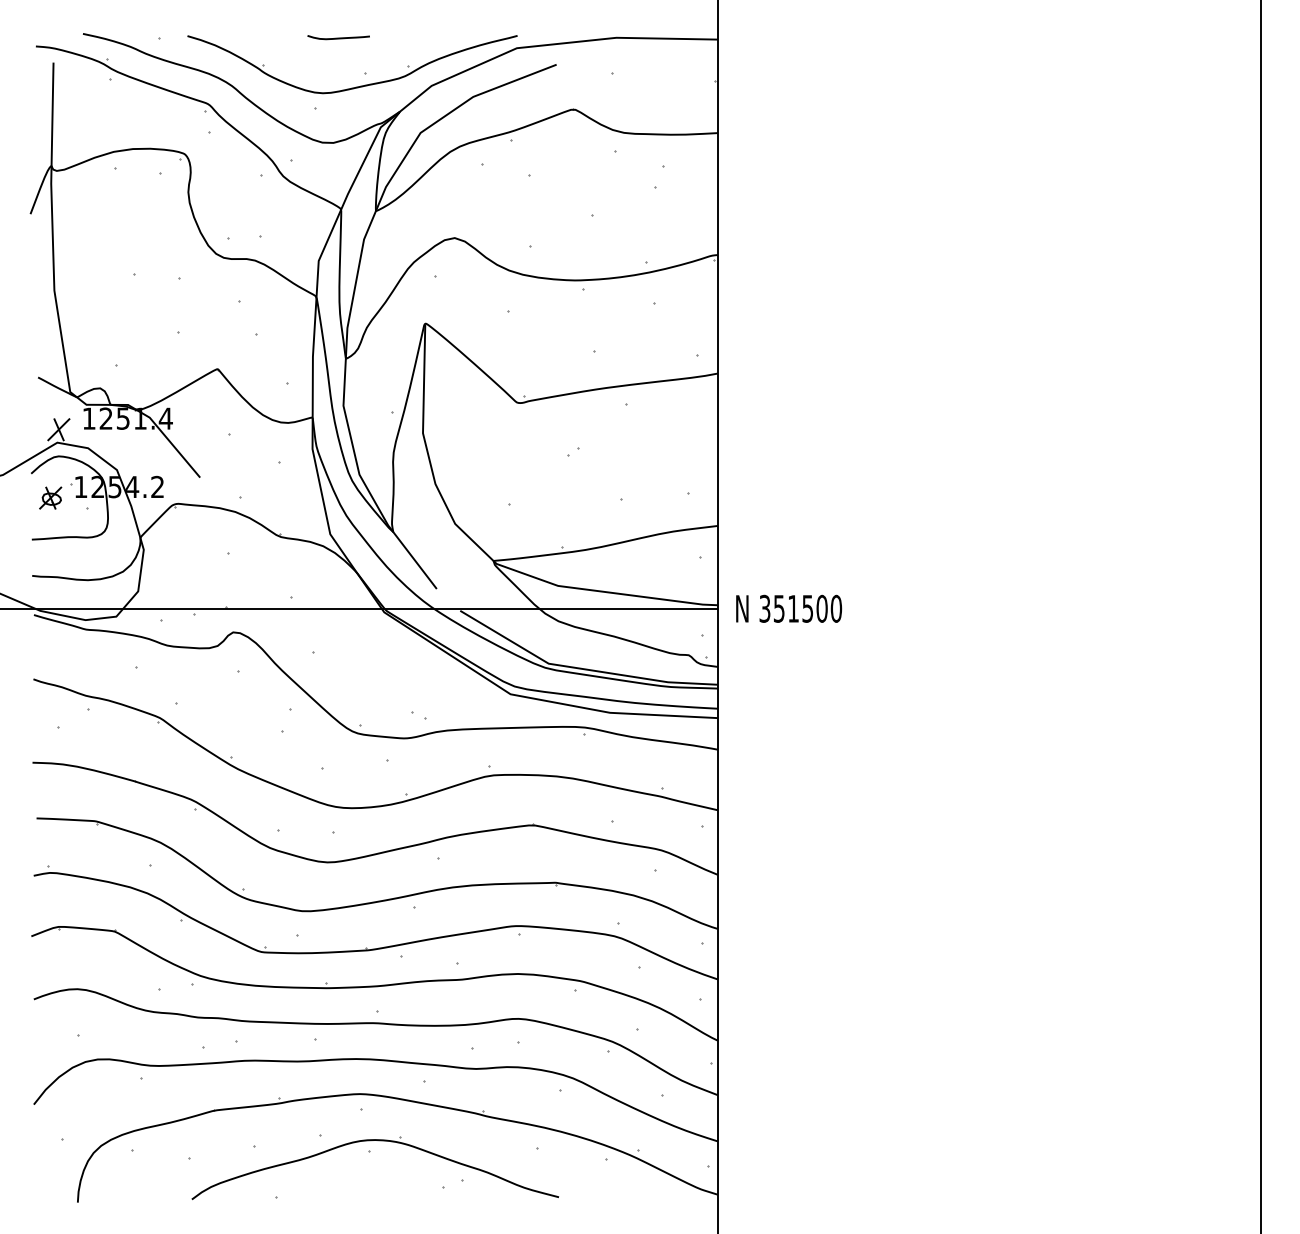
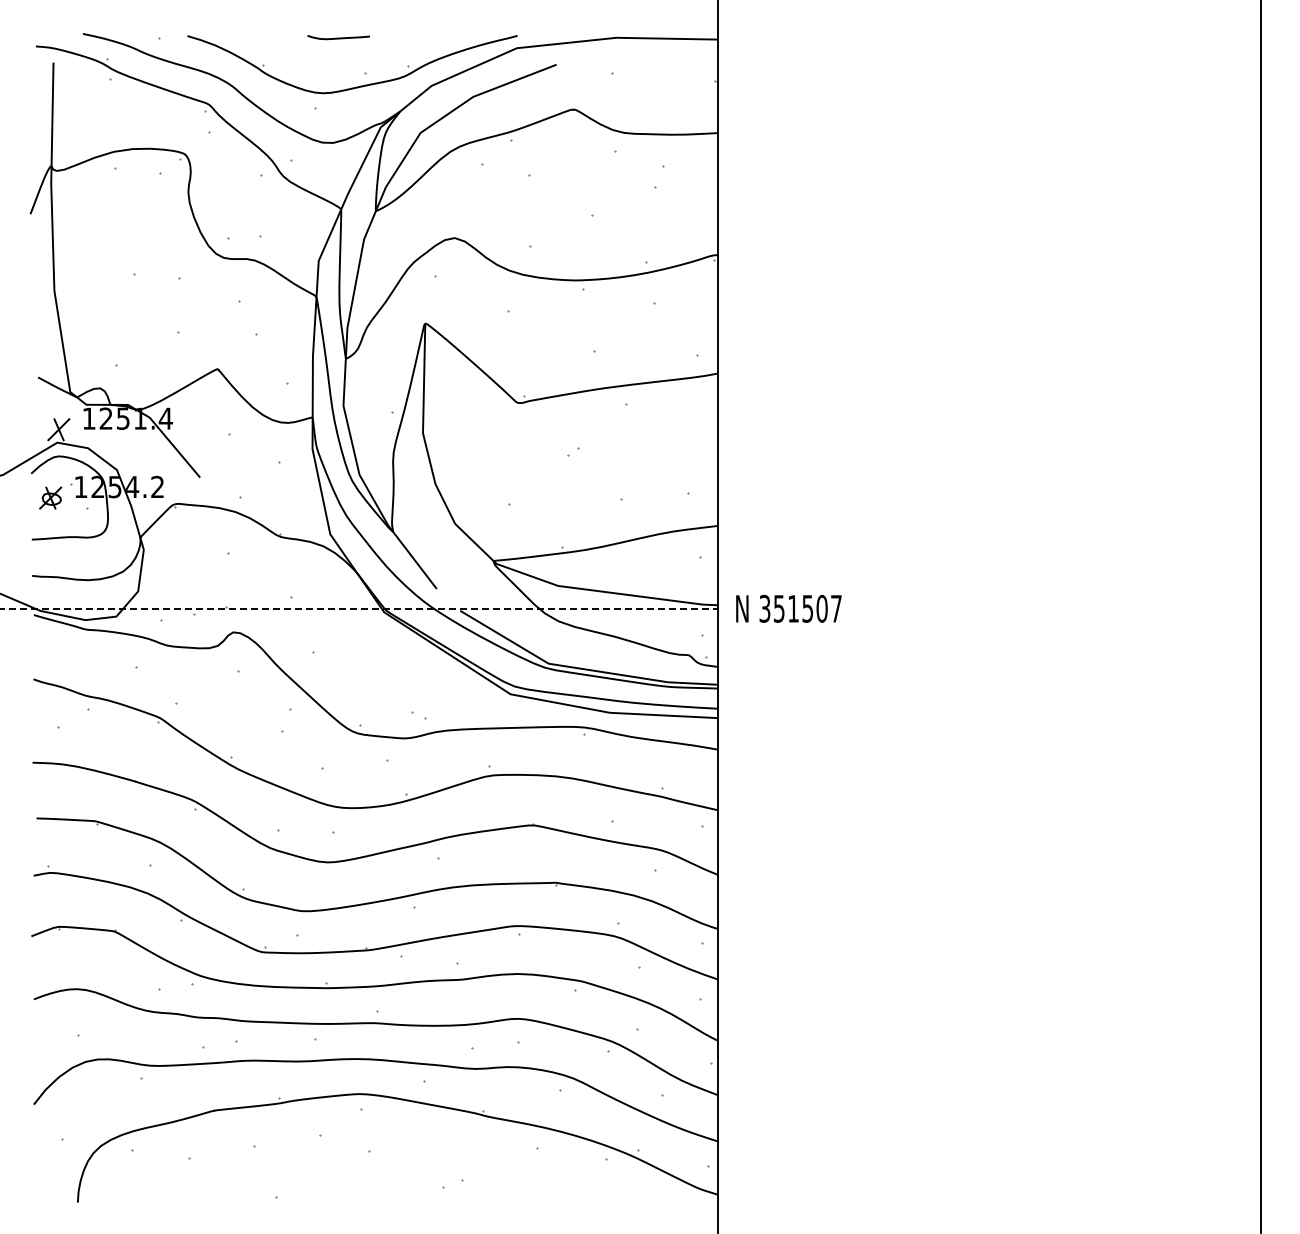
line: solid -> dashed (359, 608)
text: 351500 -> 351507 (836, 608)
part: present -> none (378, 1141)
